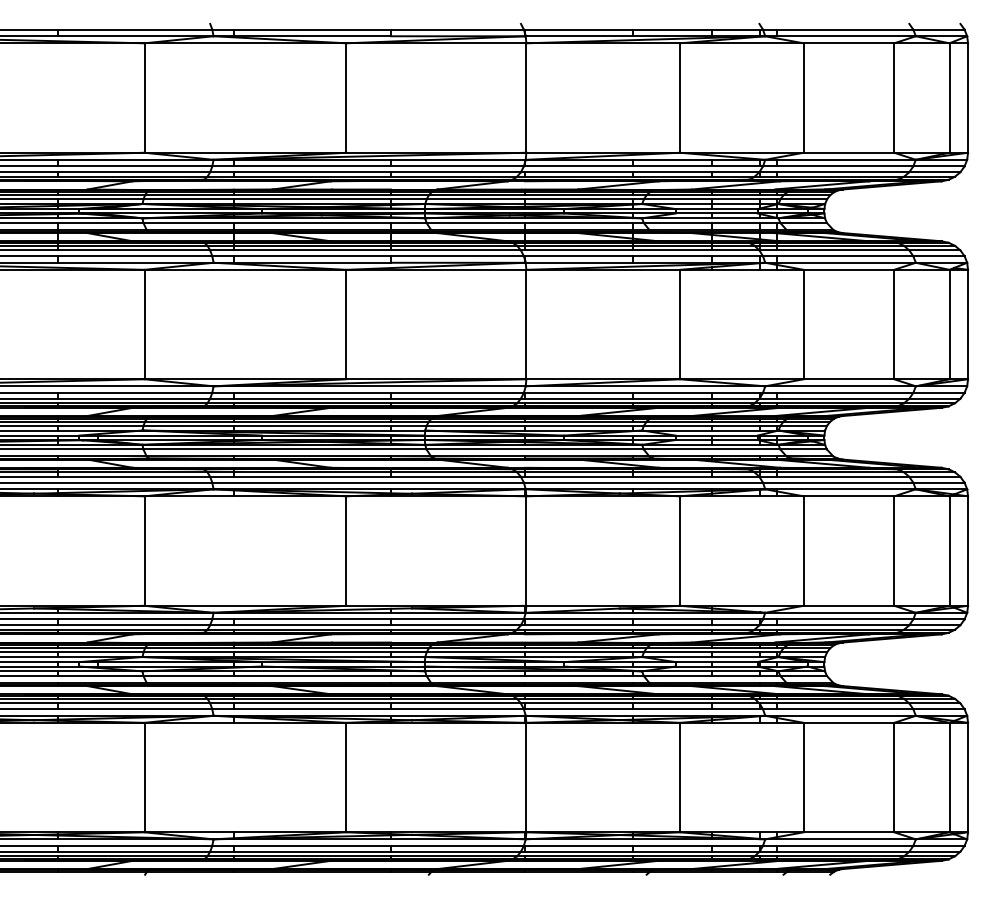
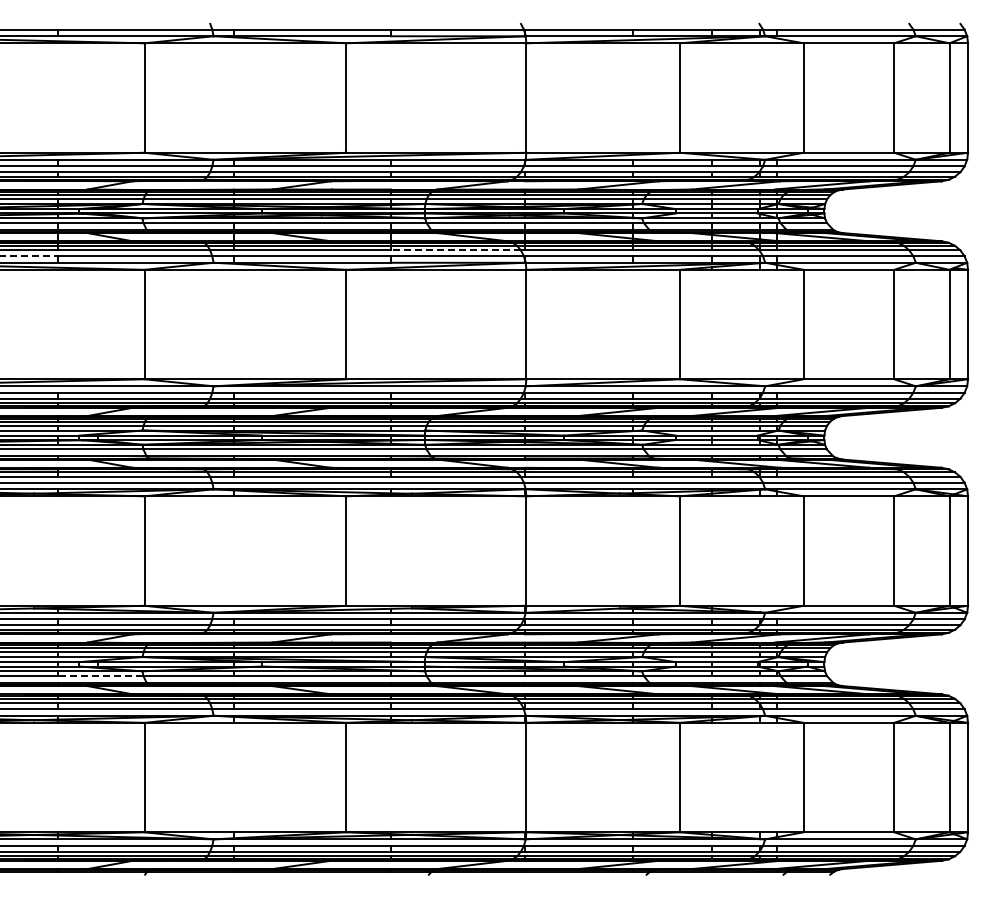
line: solid -> dashed (455, 250)
line: solid -> dashed (29, 256)
line: solid -> dashed (100, 675)
